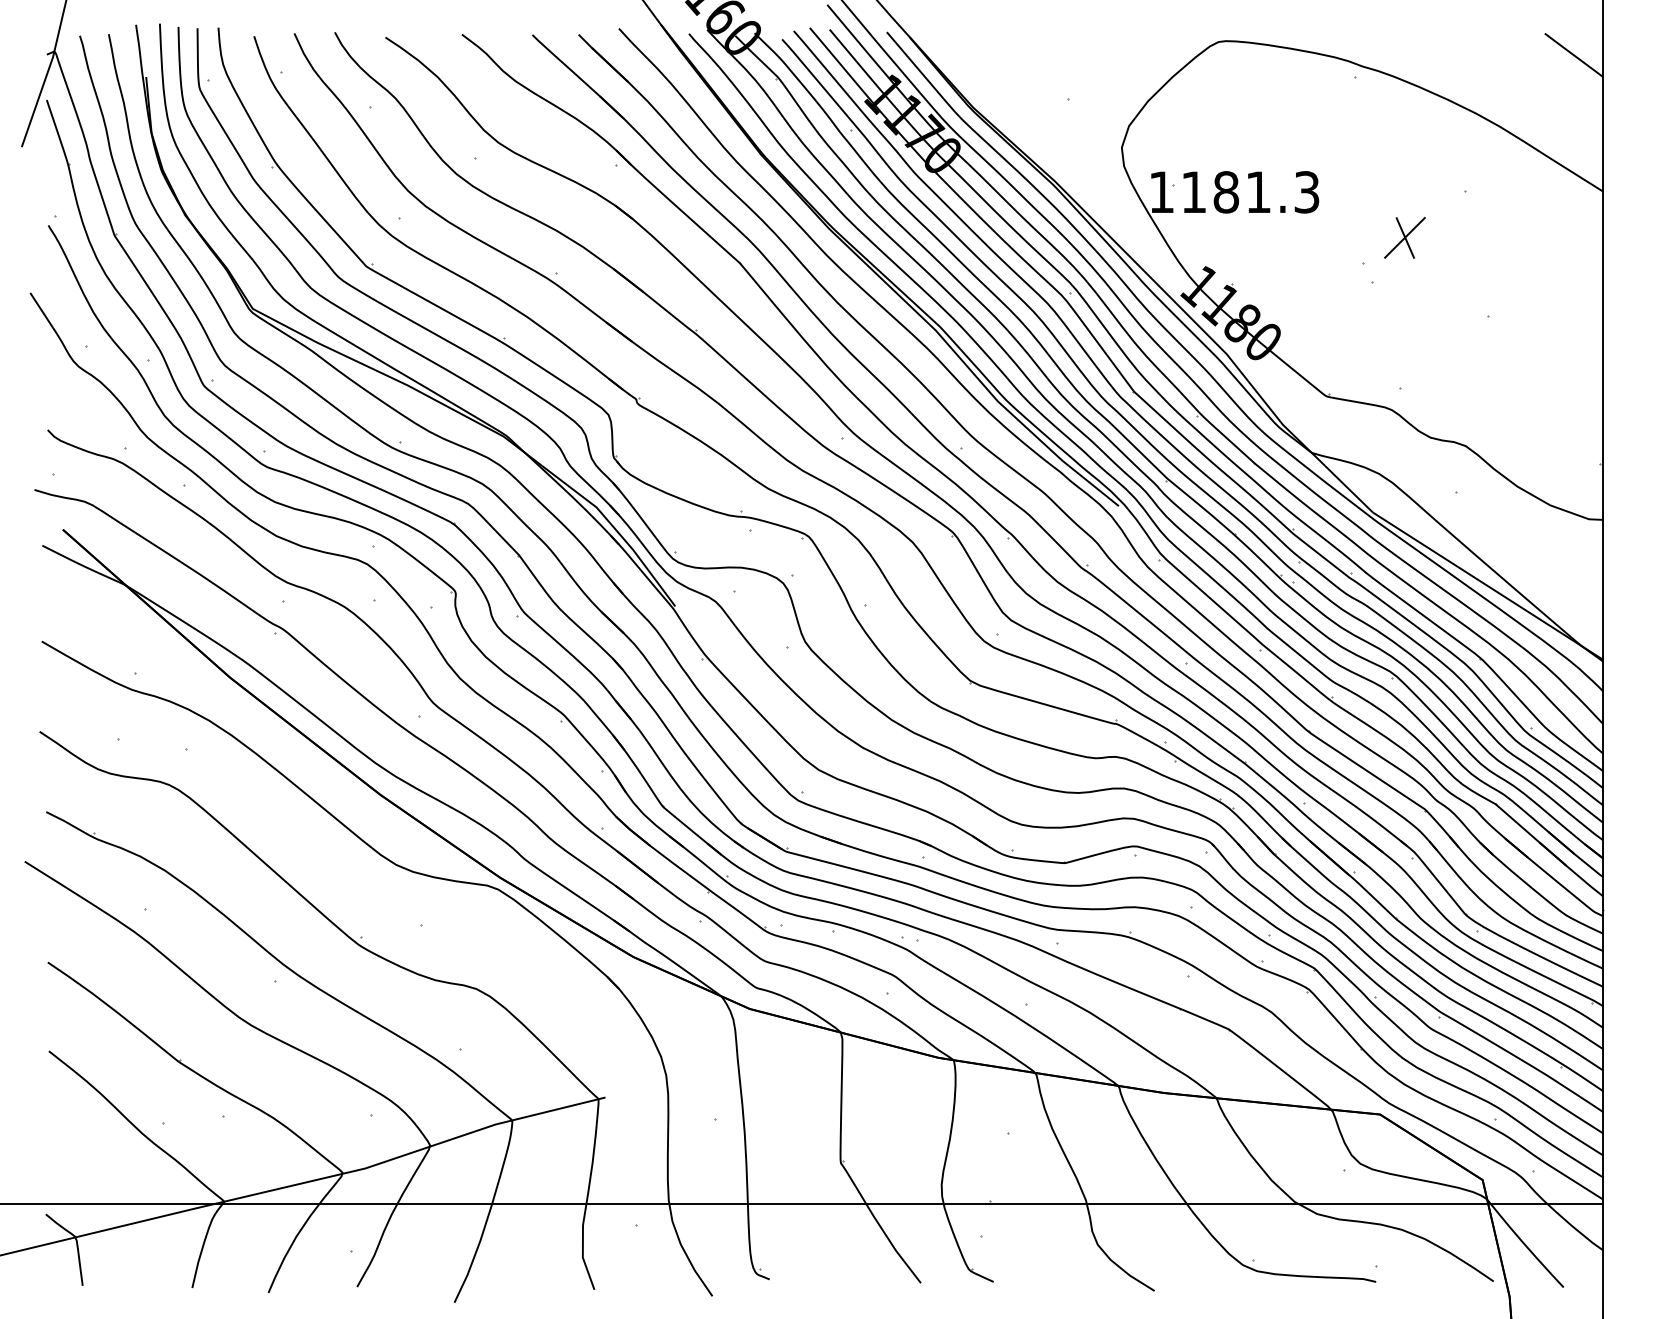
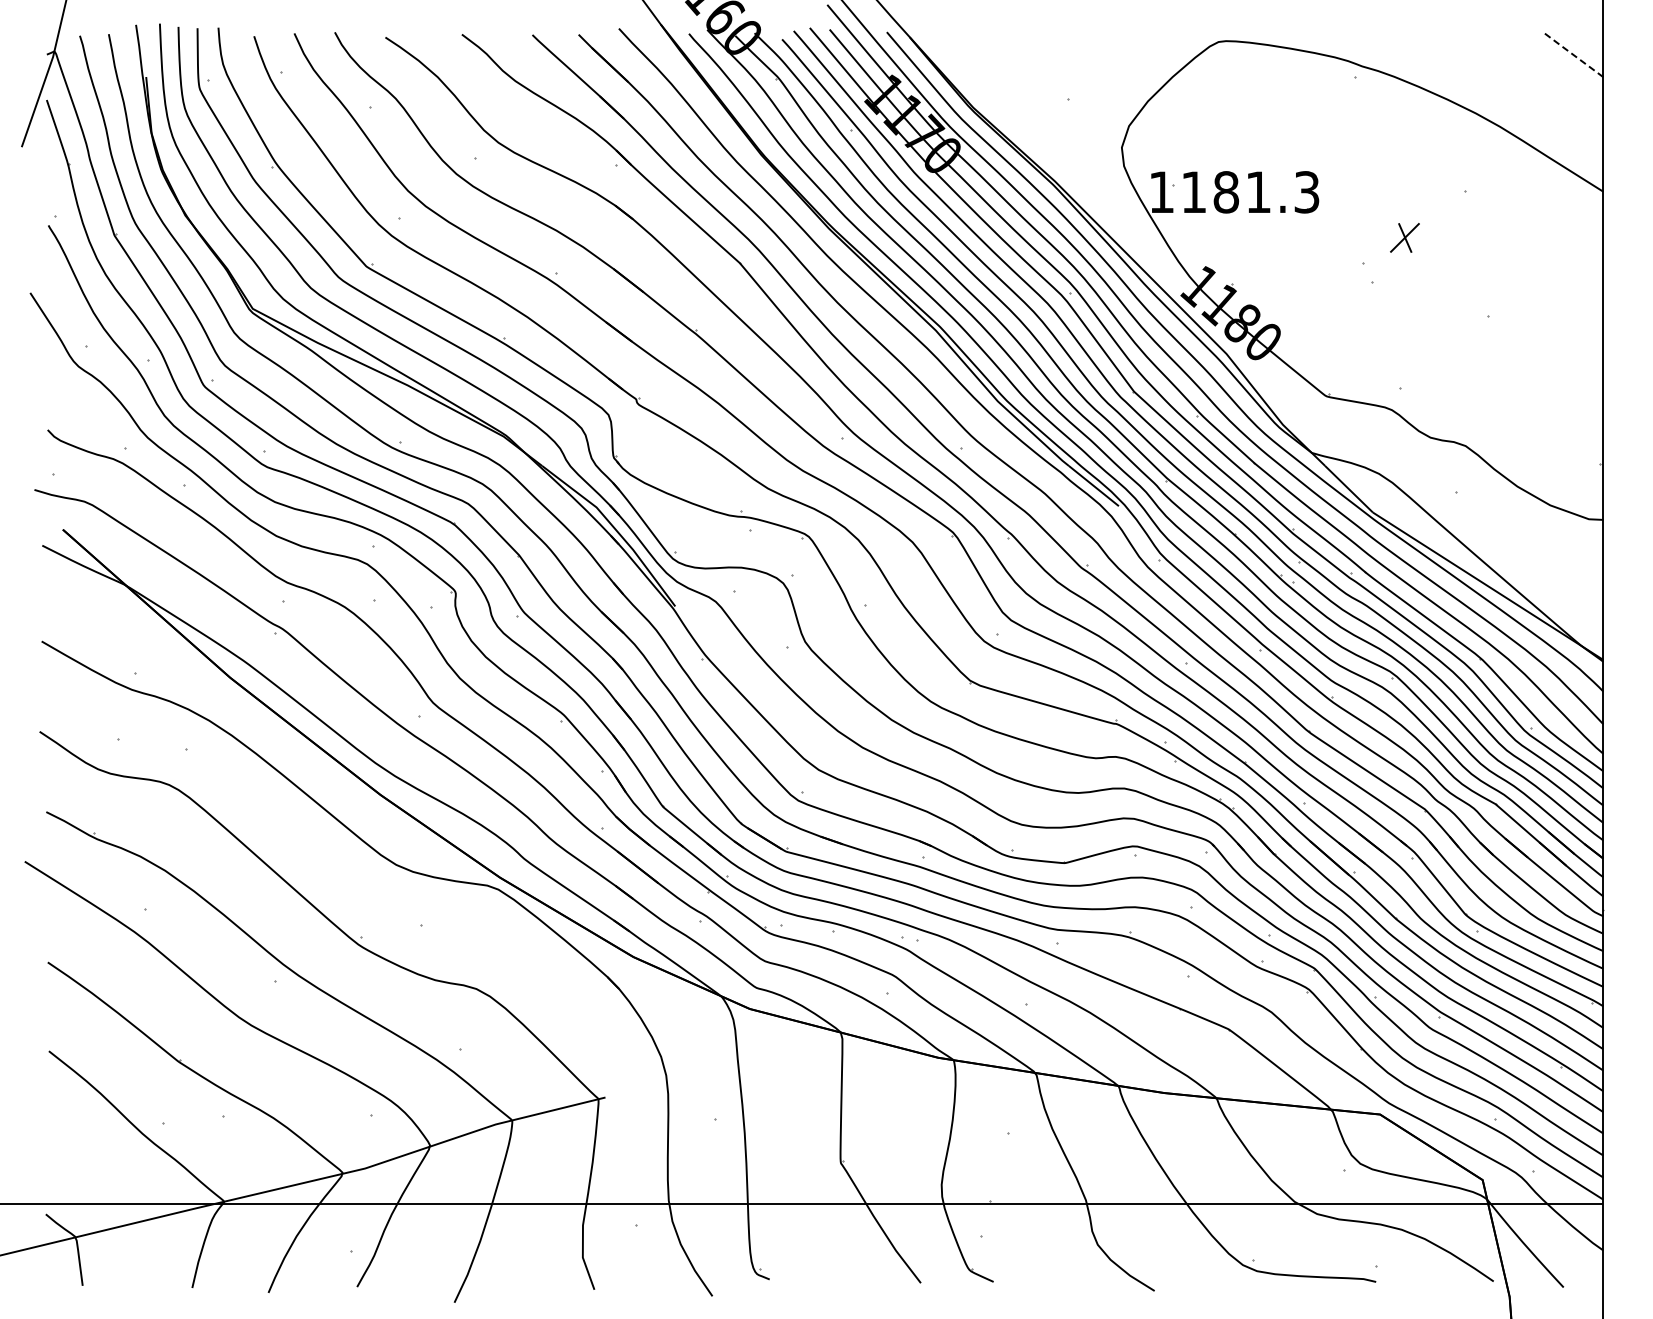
line: solid -> dashed (1573, 55)
part size: 42x42 px -> 30x30 px (1404, 237)
